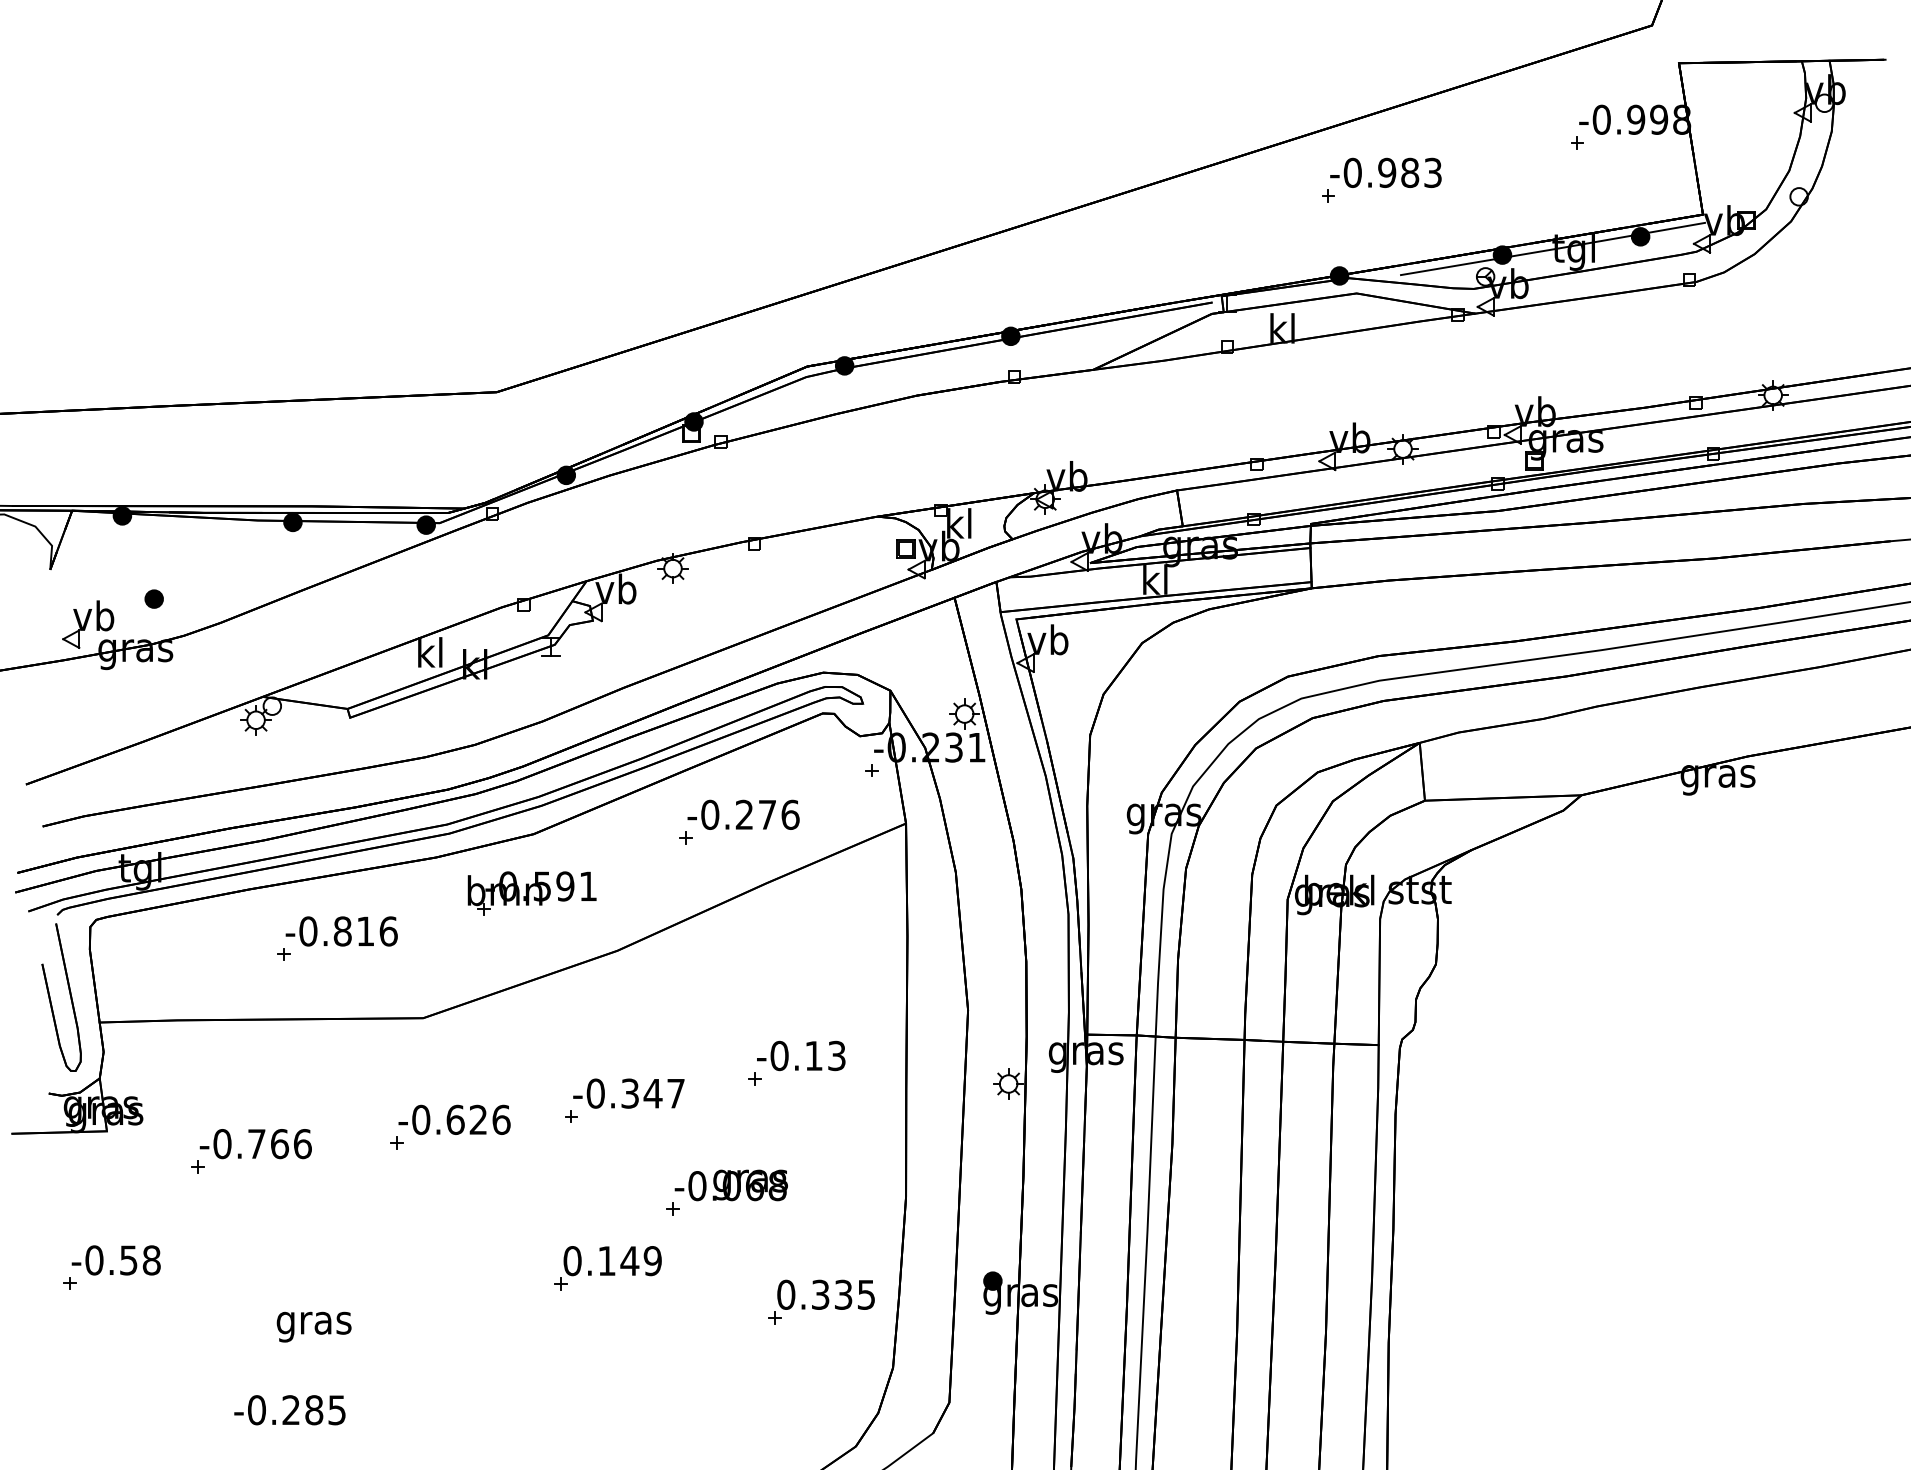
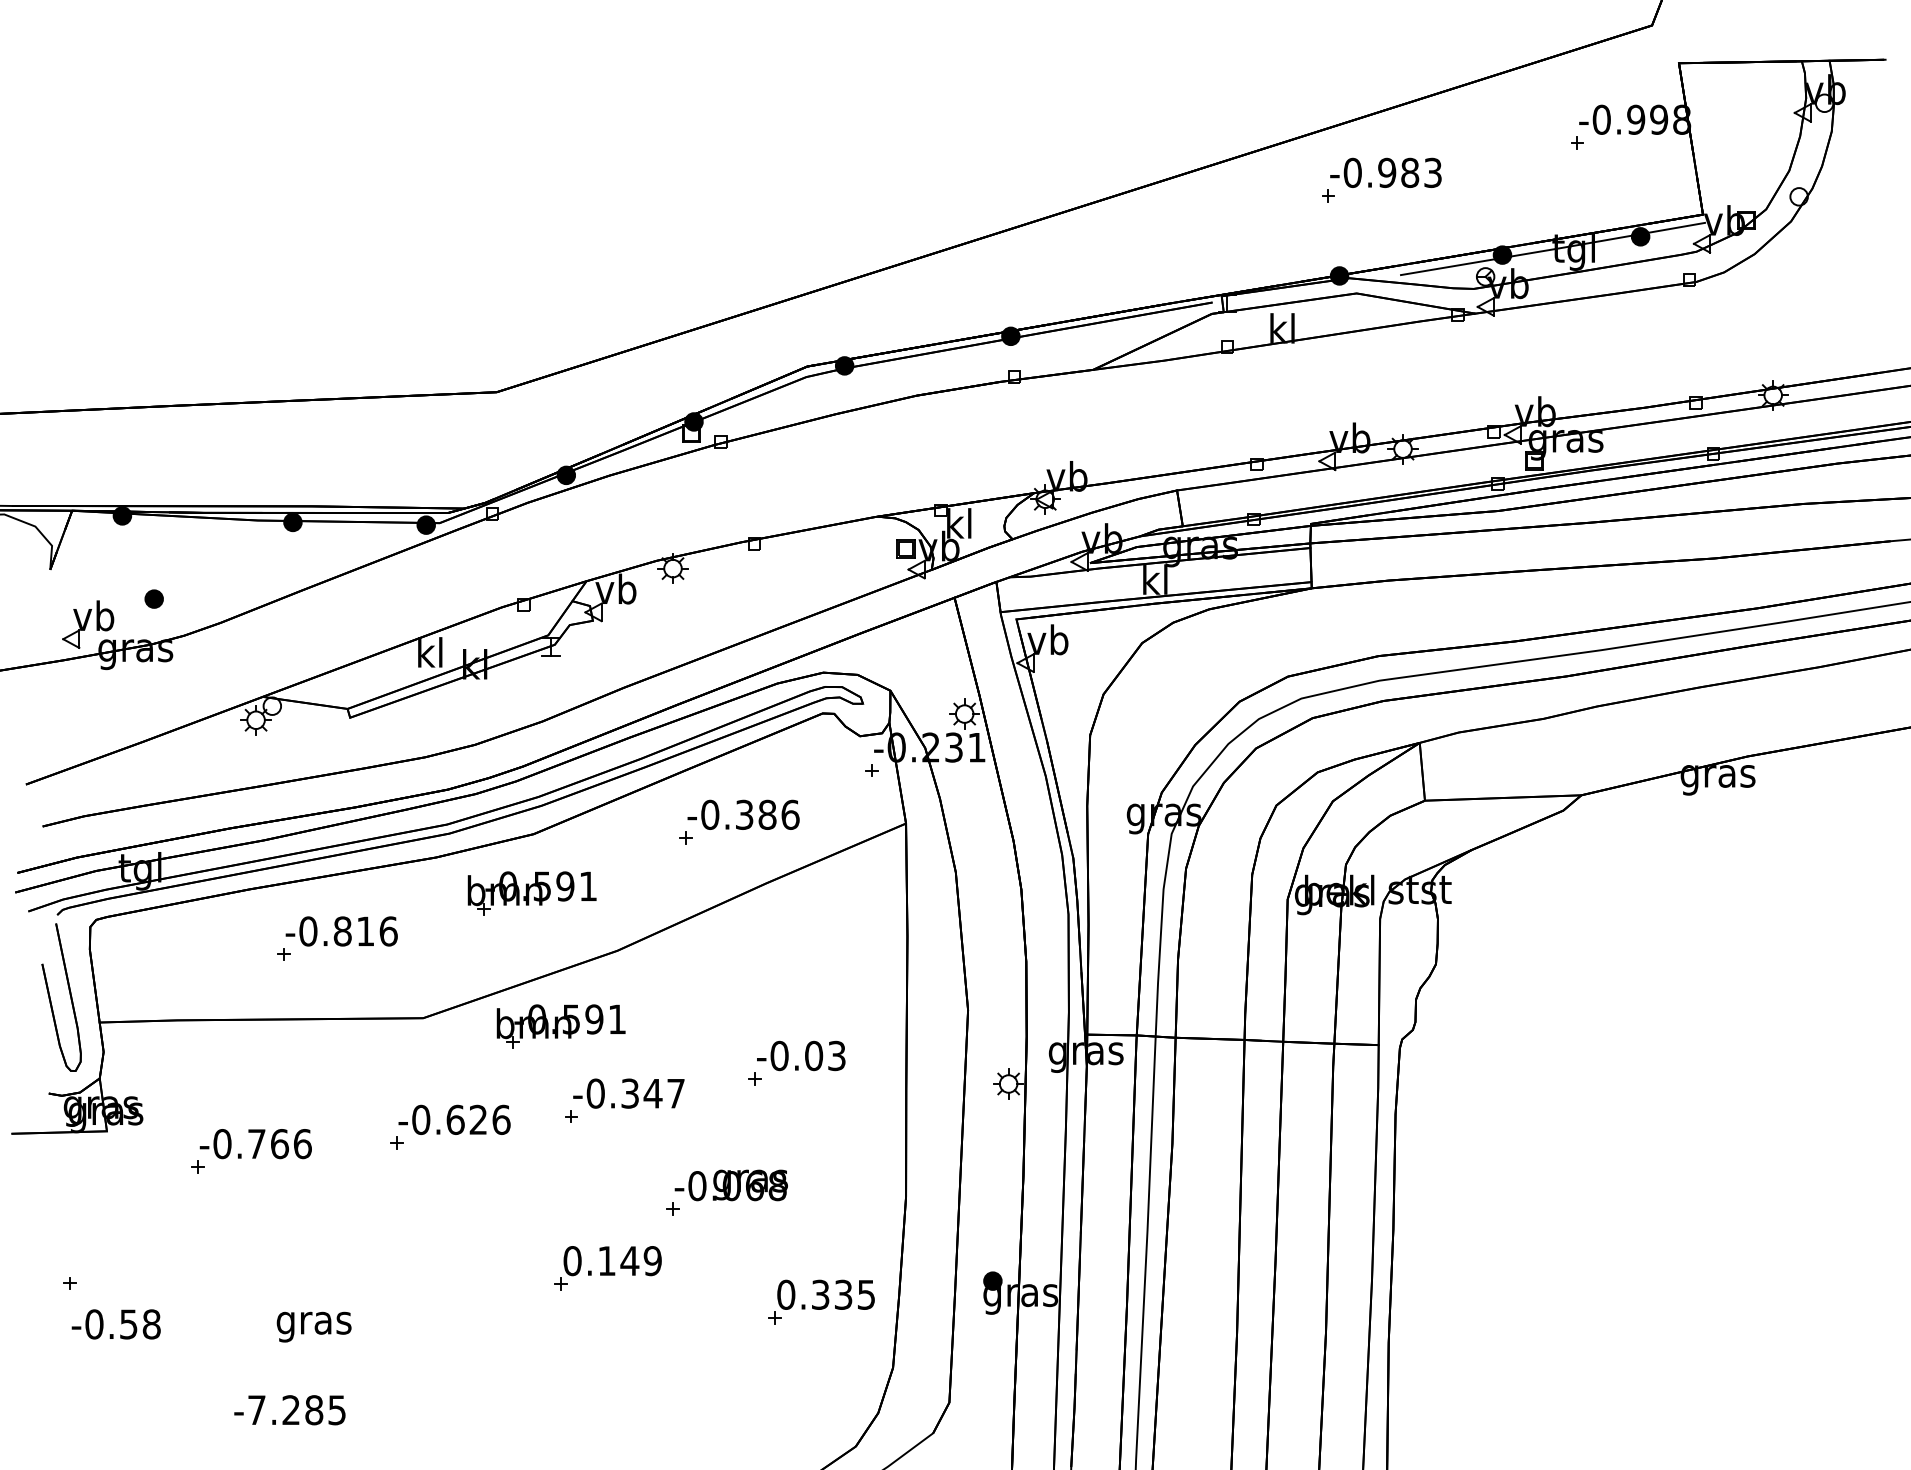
text: -0.276 -> -0.386 (755, 814)
part: none -> present (560, 1026)
text: -0.13 -> -0.03 (814, 1055)
text position: (115, 1260) -> (115, 1324) (115, 1324)
text: -0.285 -> -7.285 (256, 1410)
